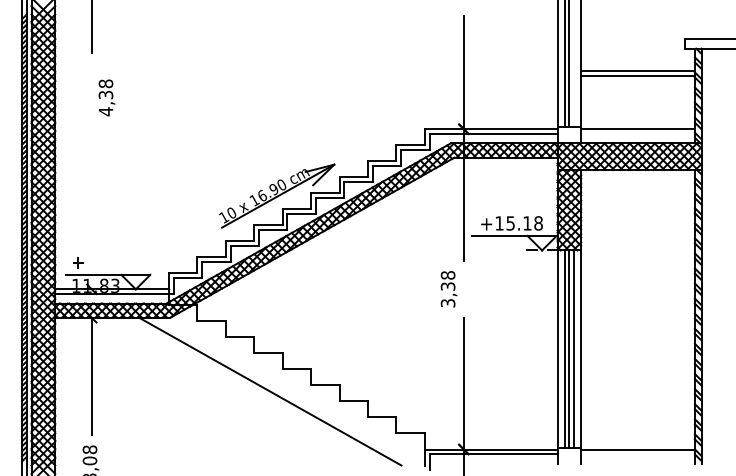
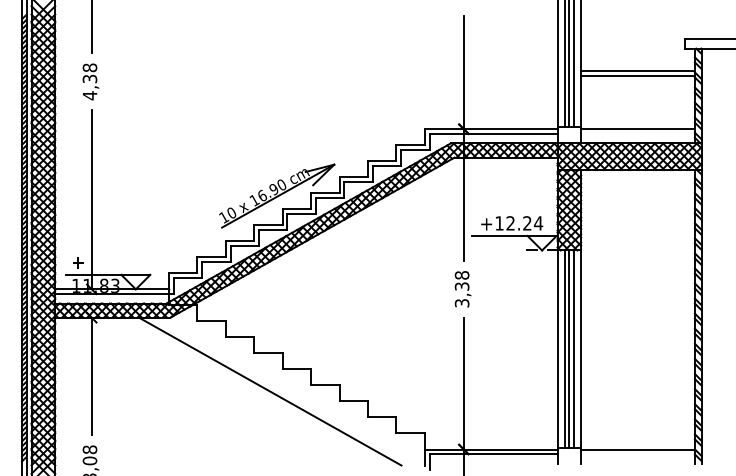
line: none -> present (574, 64)
text position: (106, 97) -> (90, 81) (90, 81)
line: none -> present (91, 199)
text: +15.18 -> +12.24 (524, 223)
text position: (448, 289) -> (462, 289) (462, 289)
